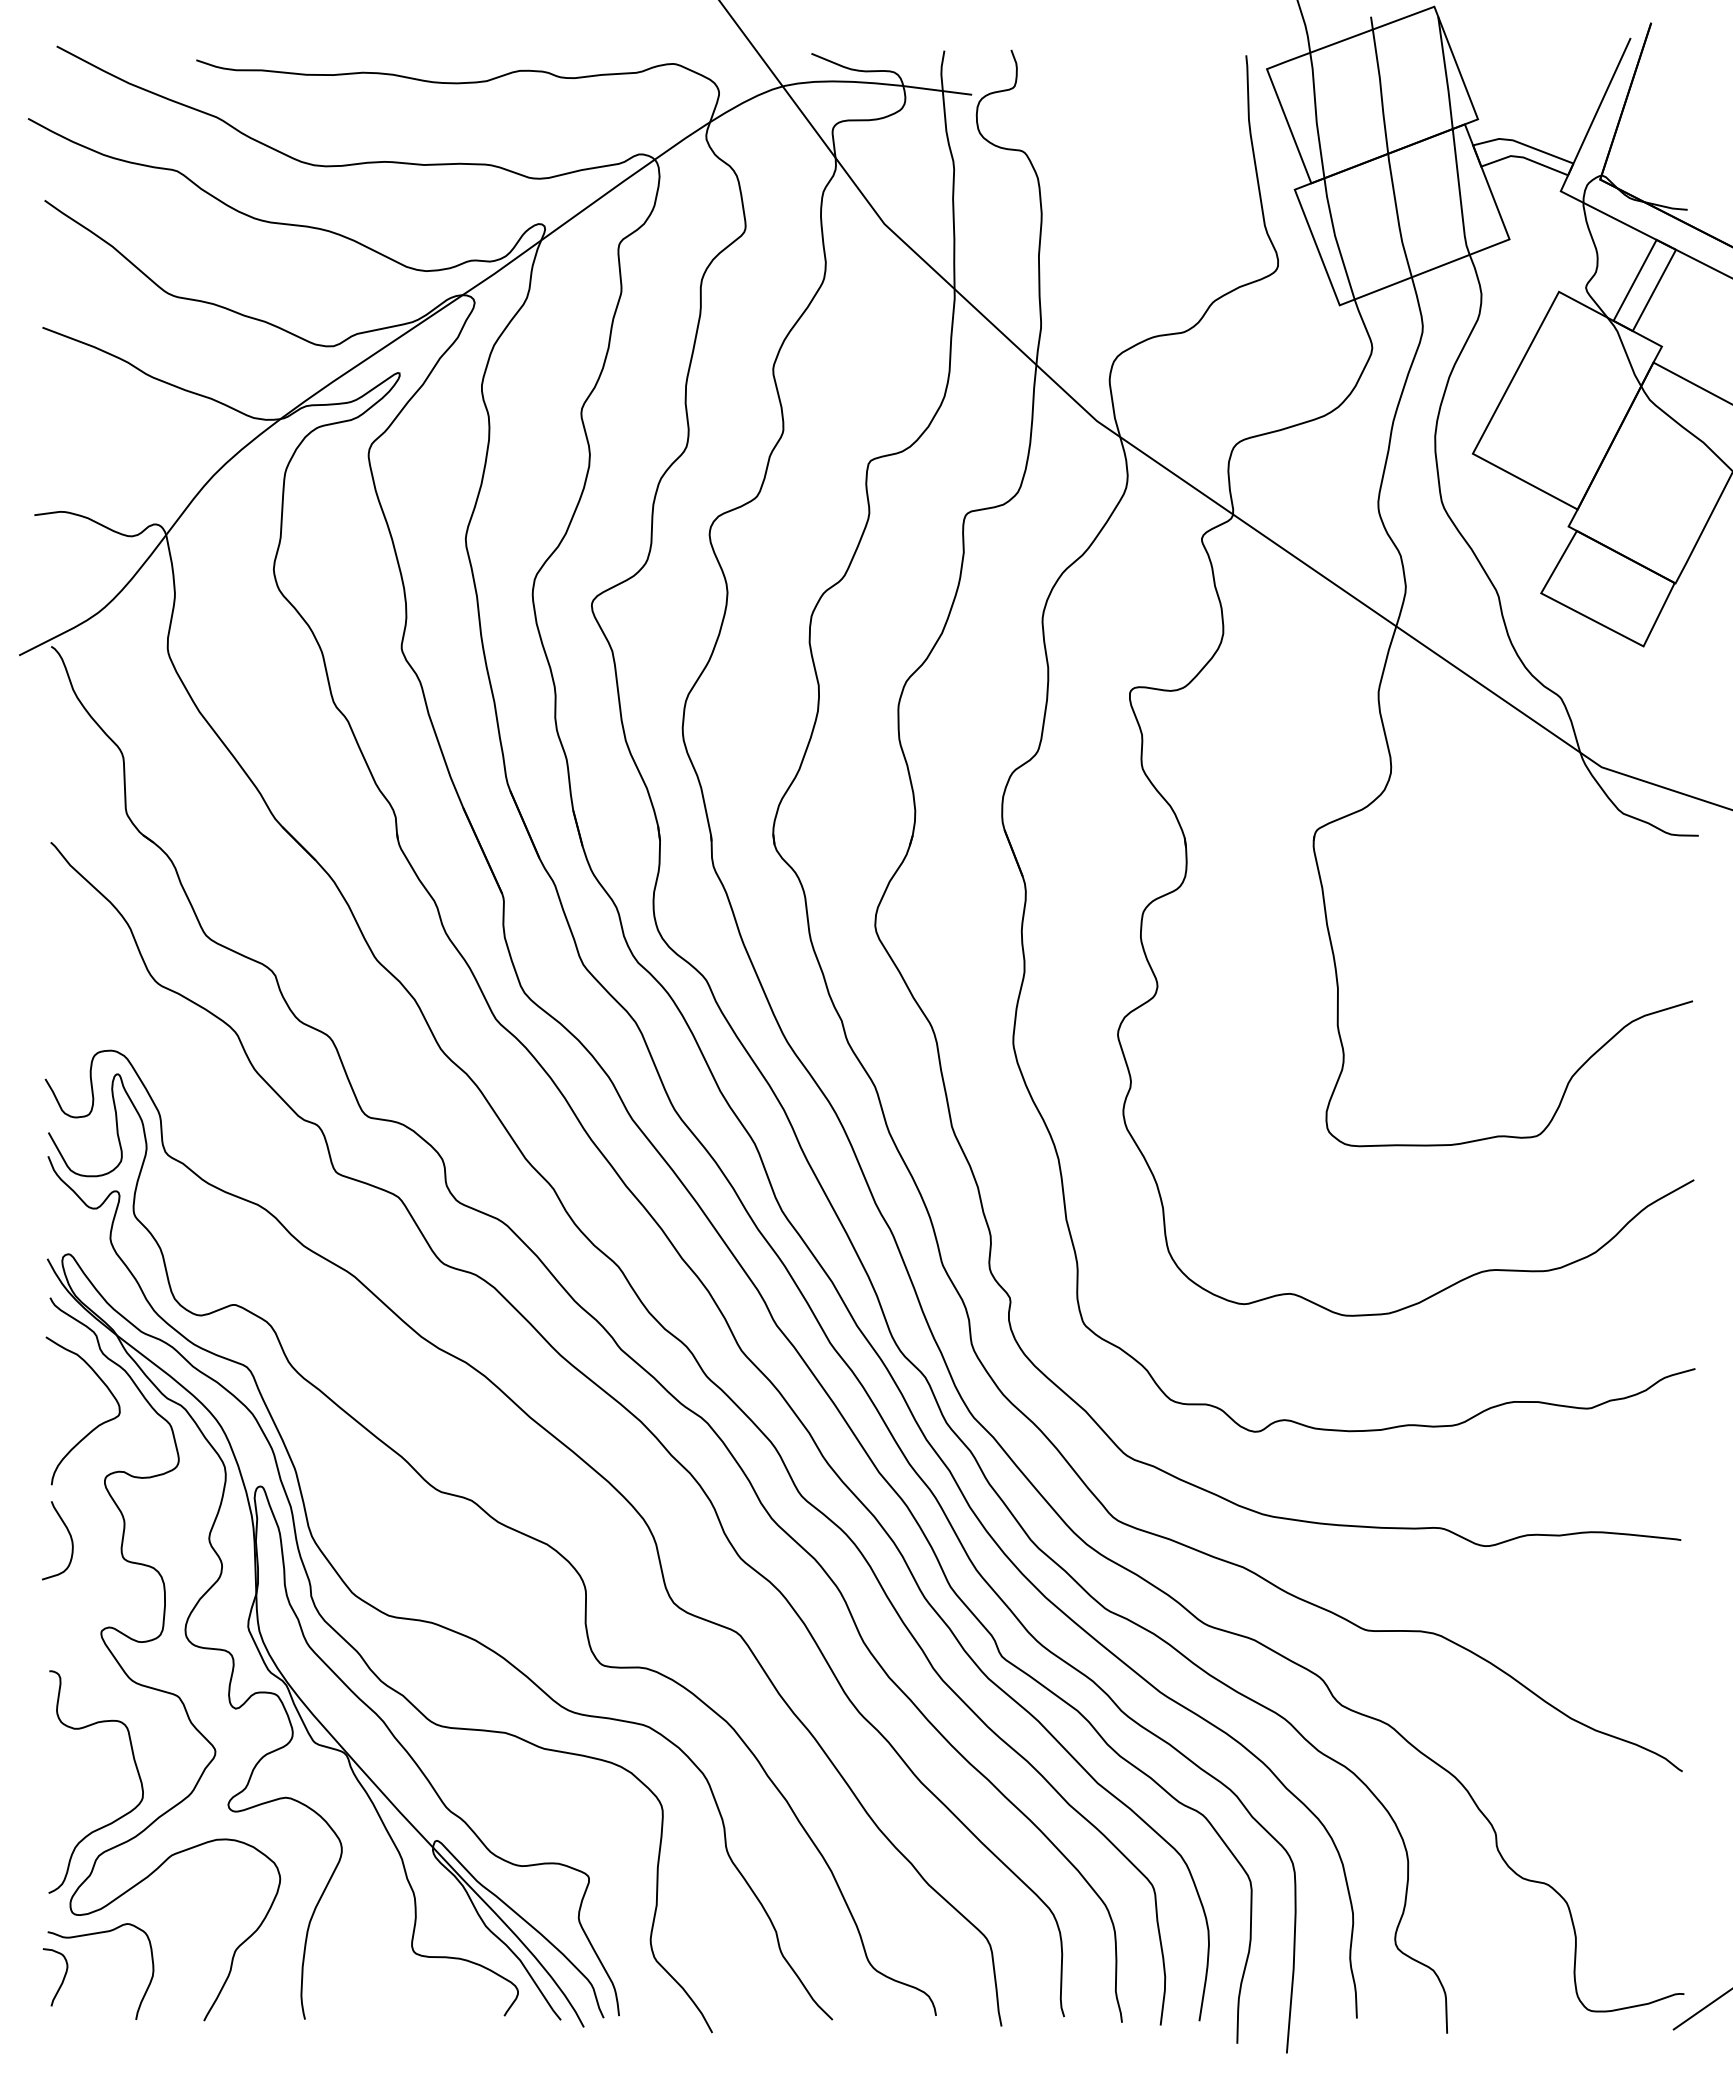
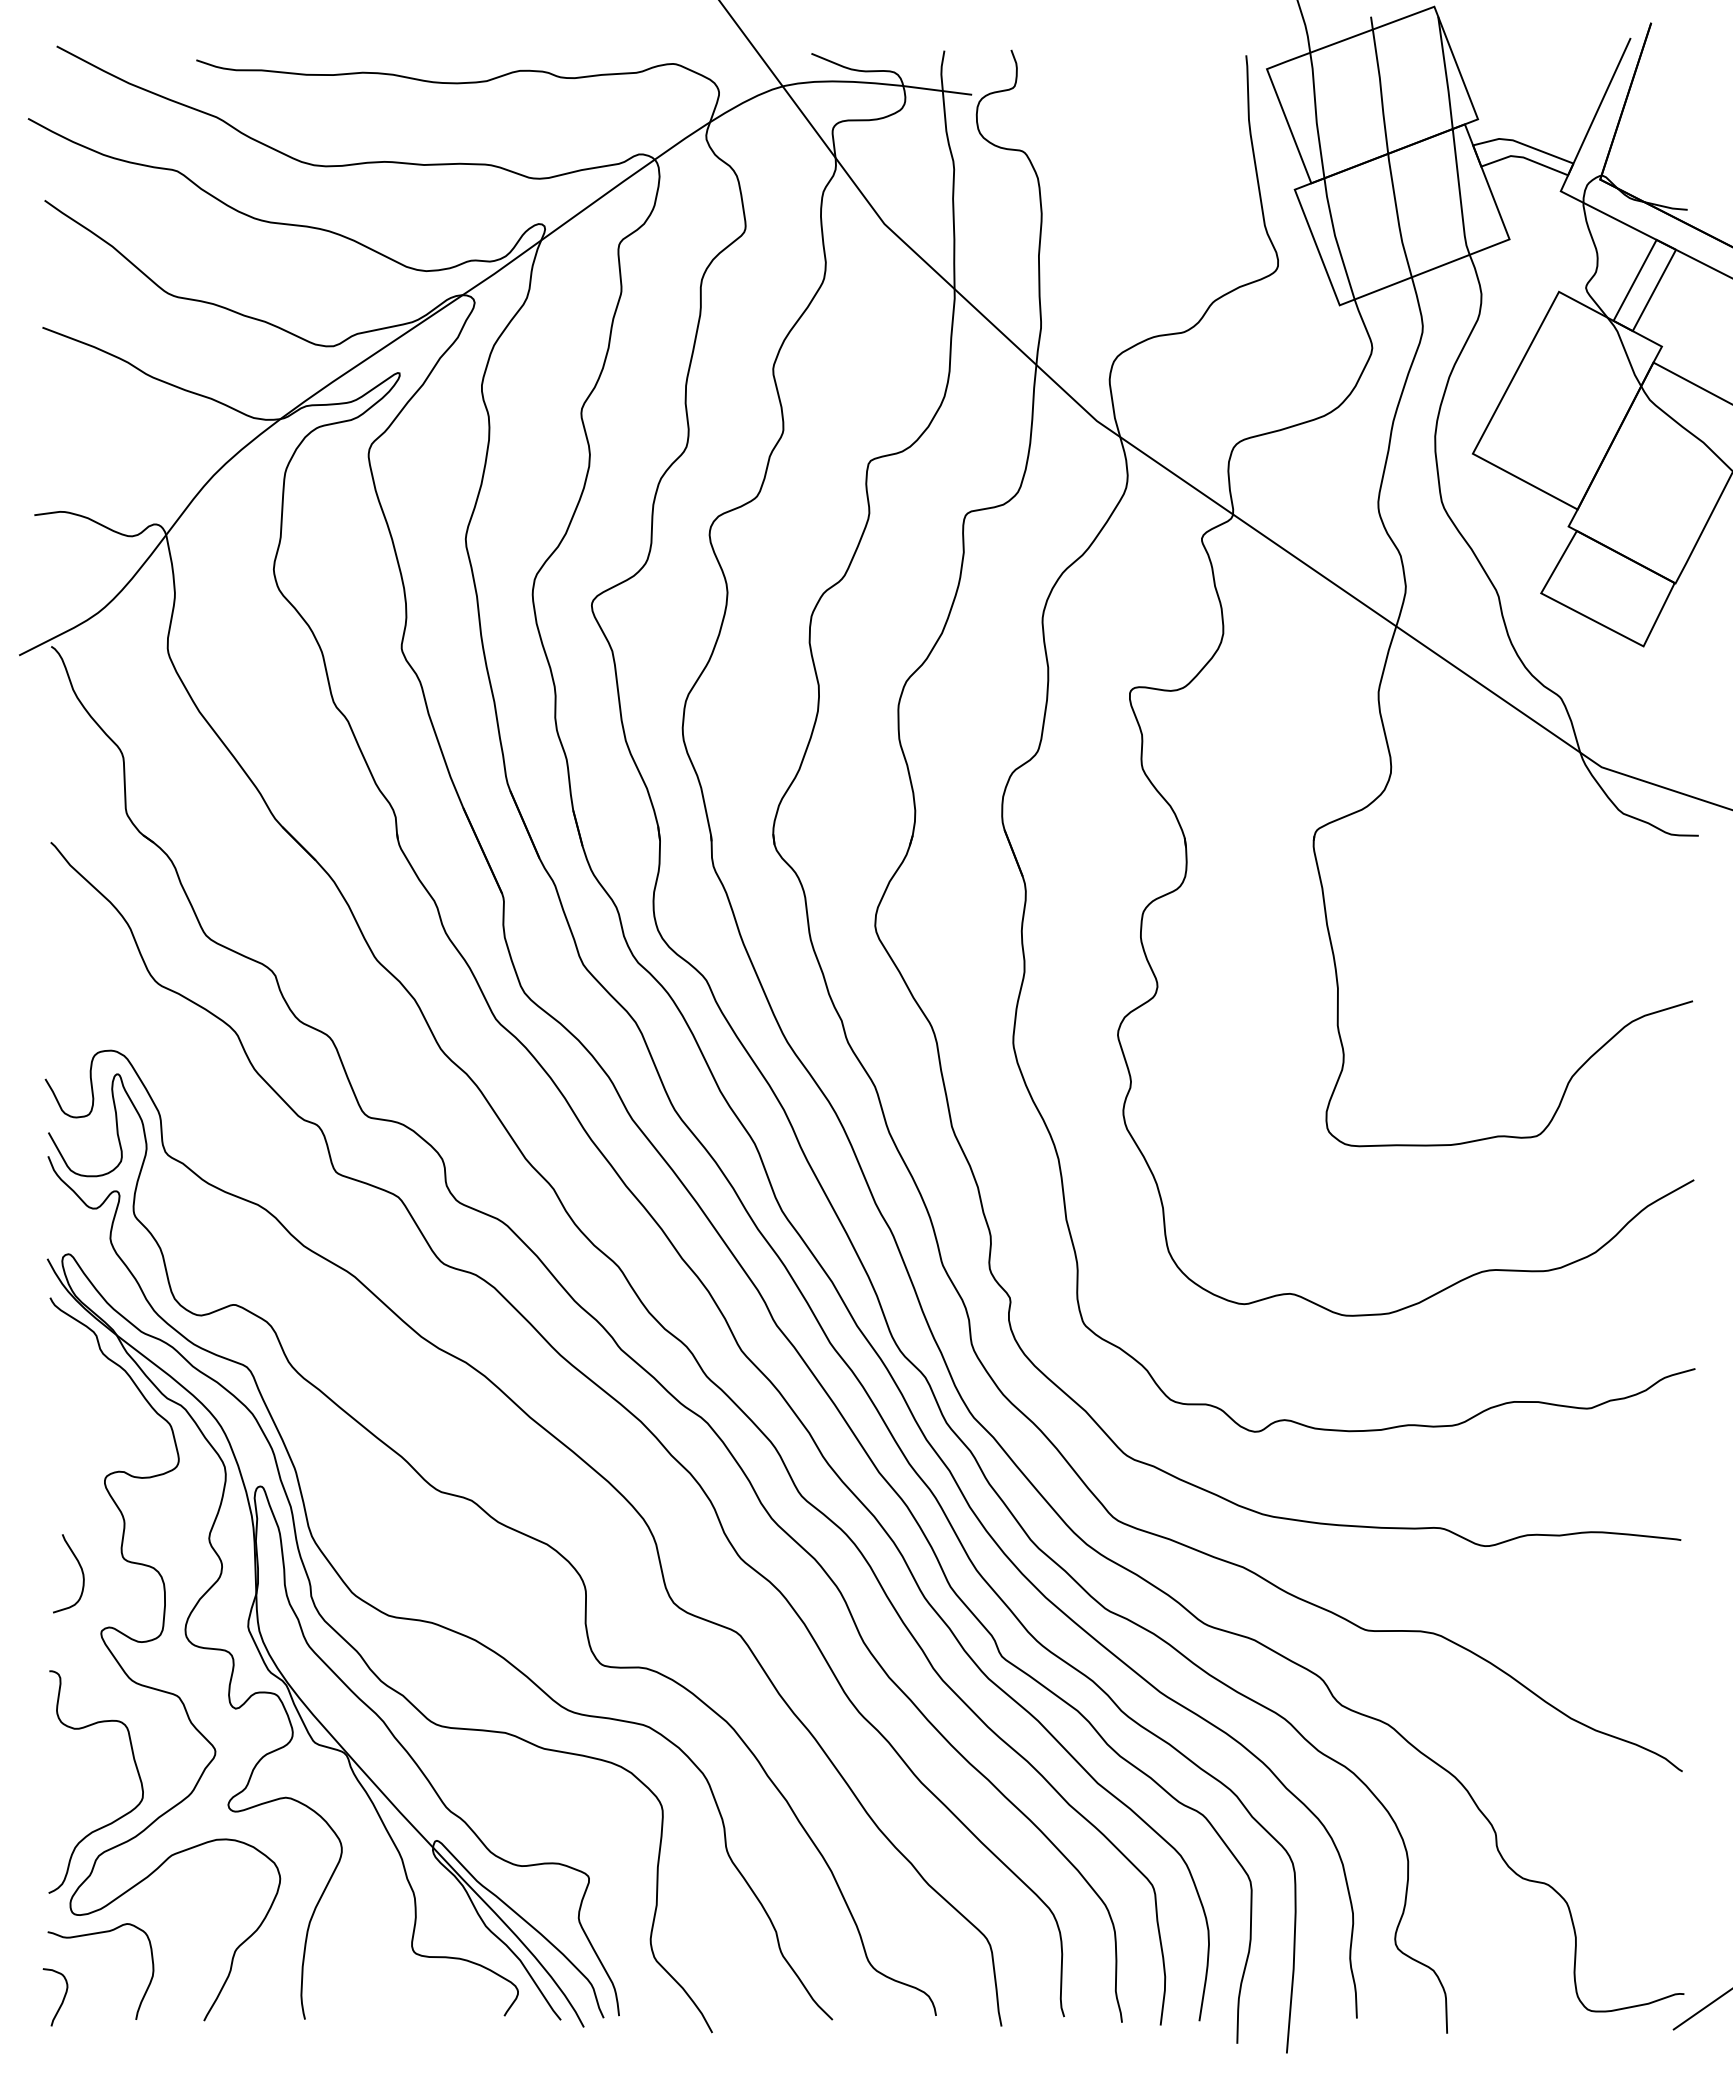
curve: present -> none (94, 1427)
curve position: (69, 1535) -> (80, 1568) (80, 1568)
curve position: (62, 1979) -> (62, 1999) (62, 1999)
